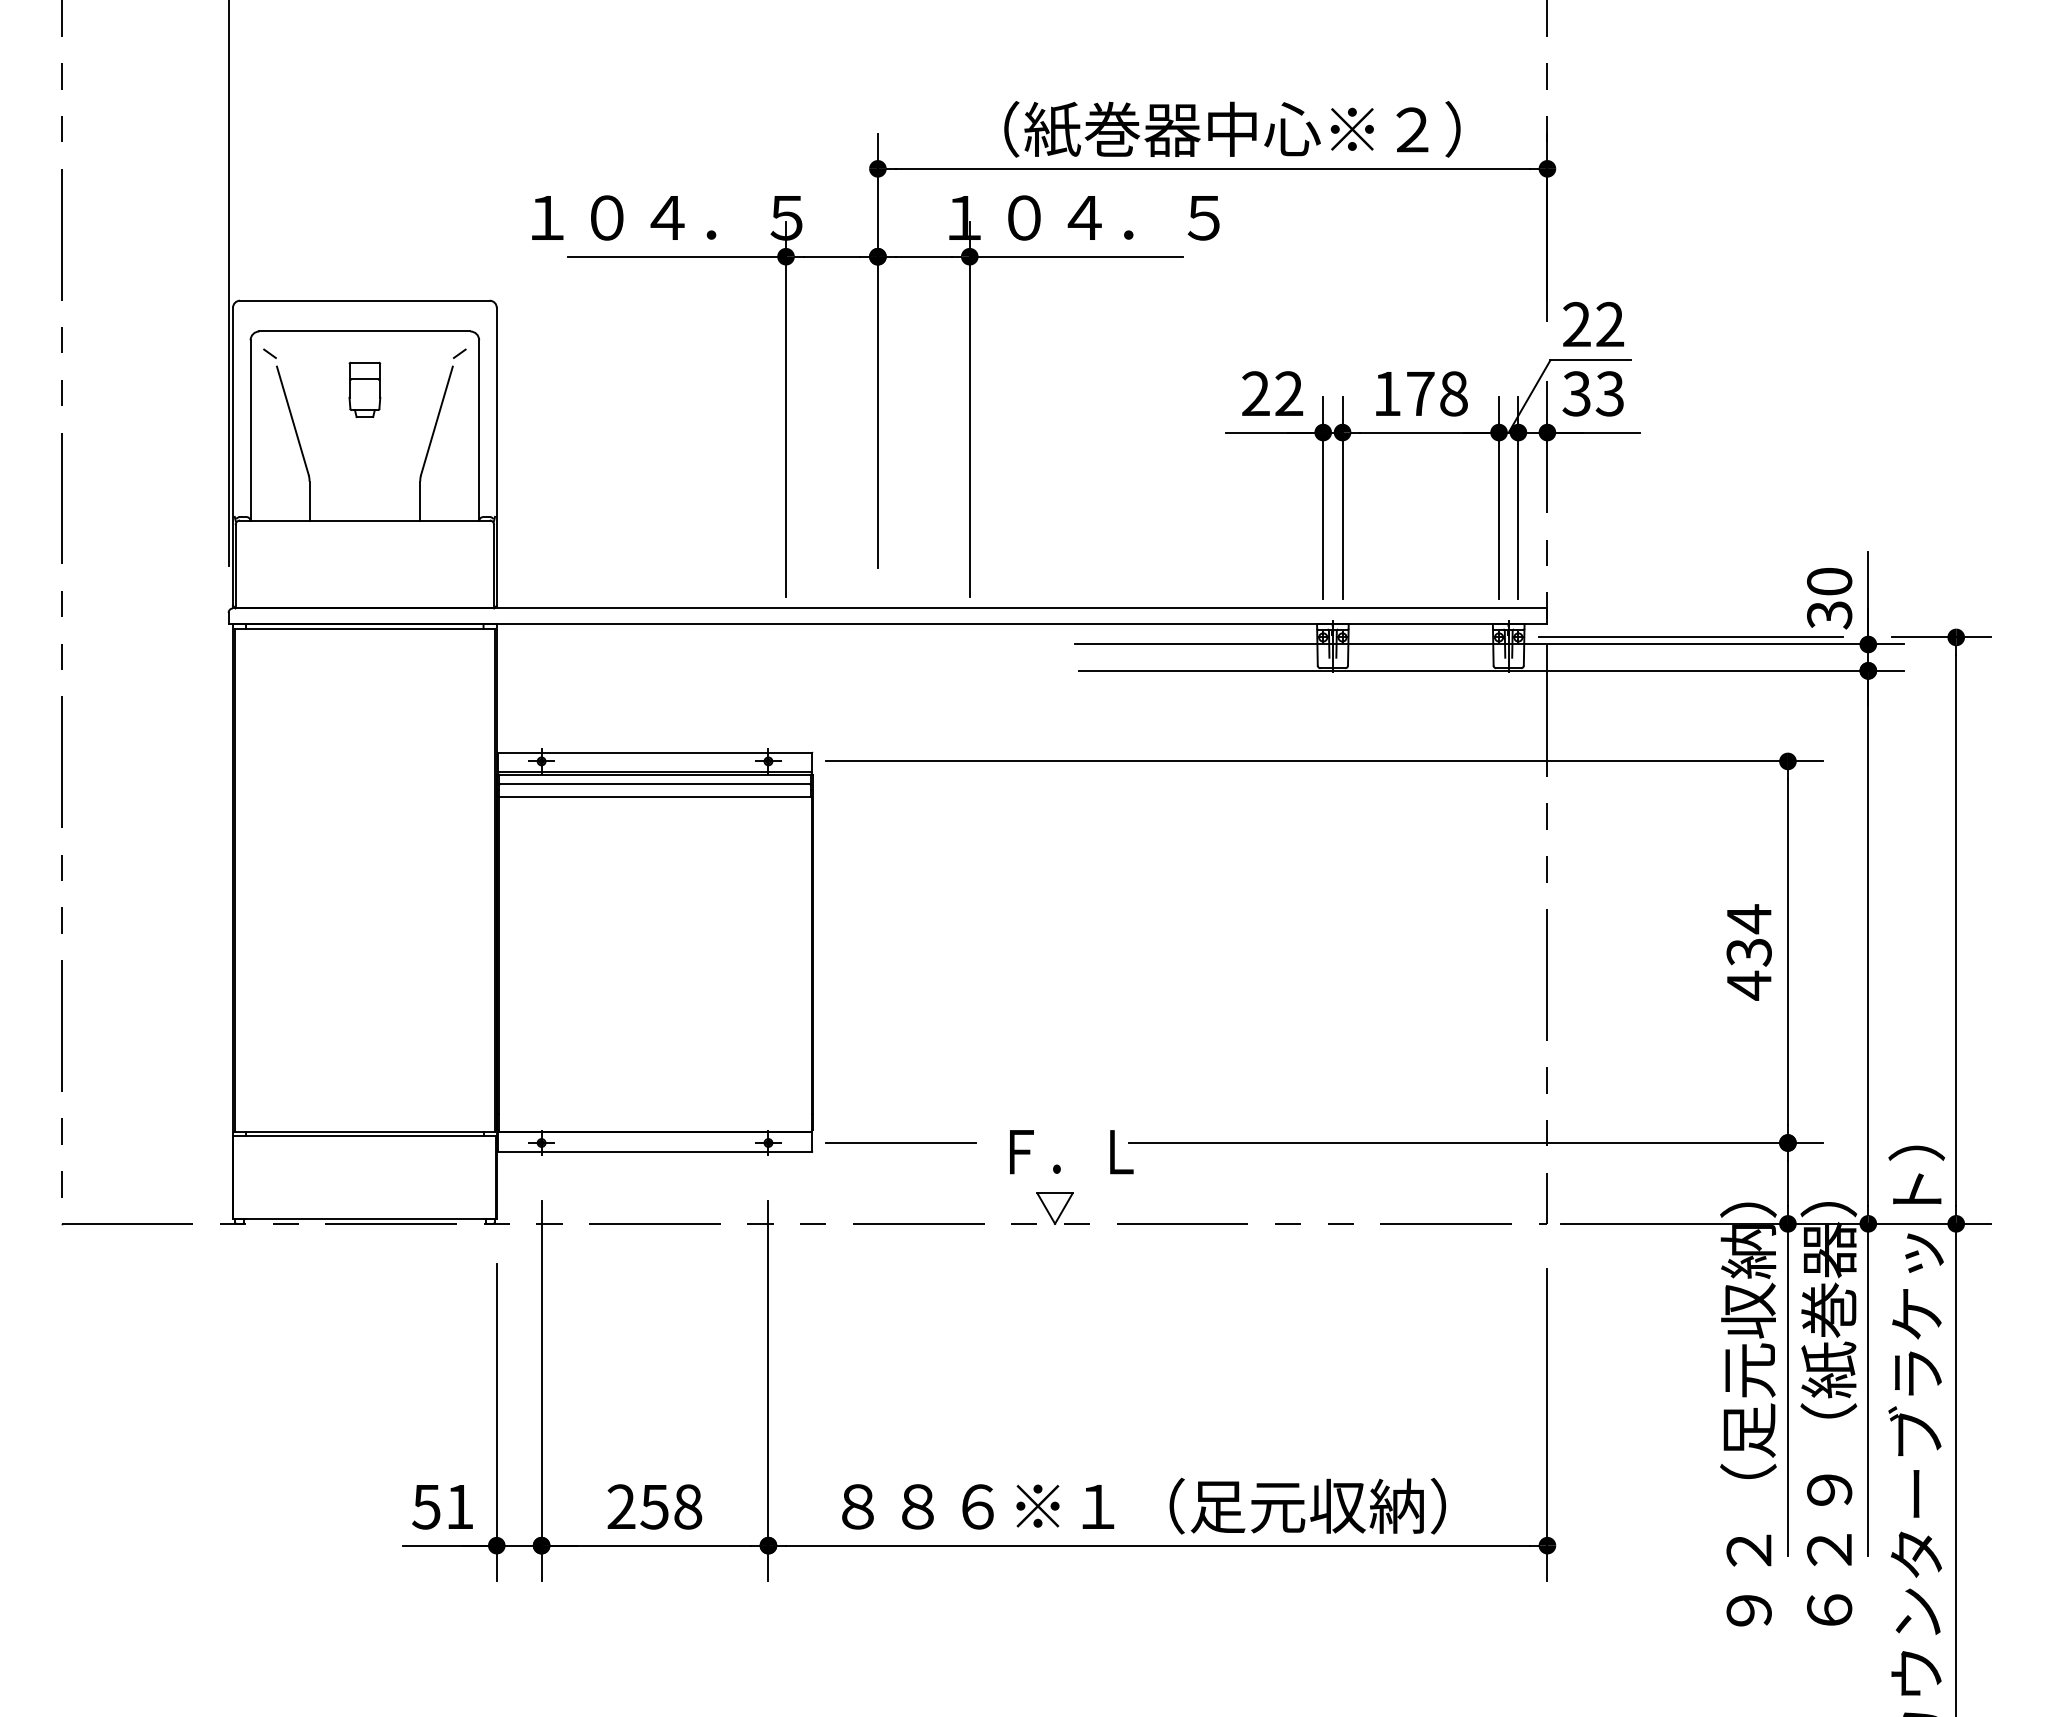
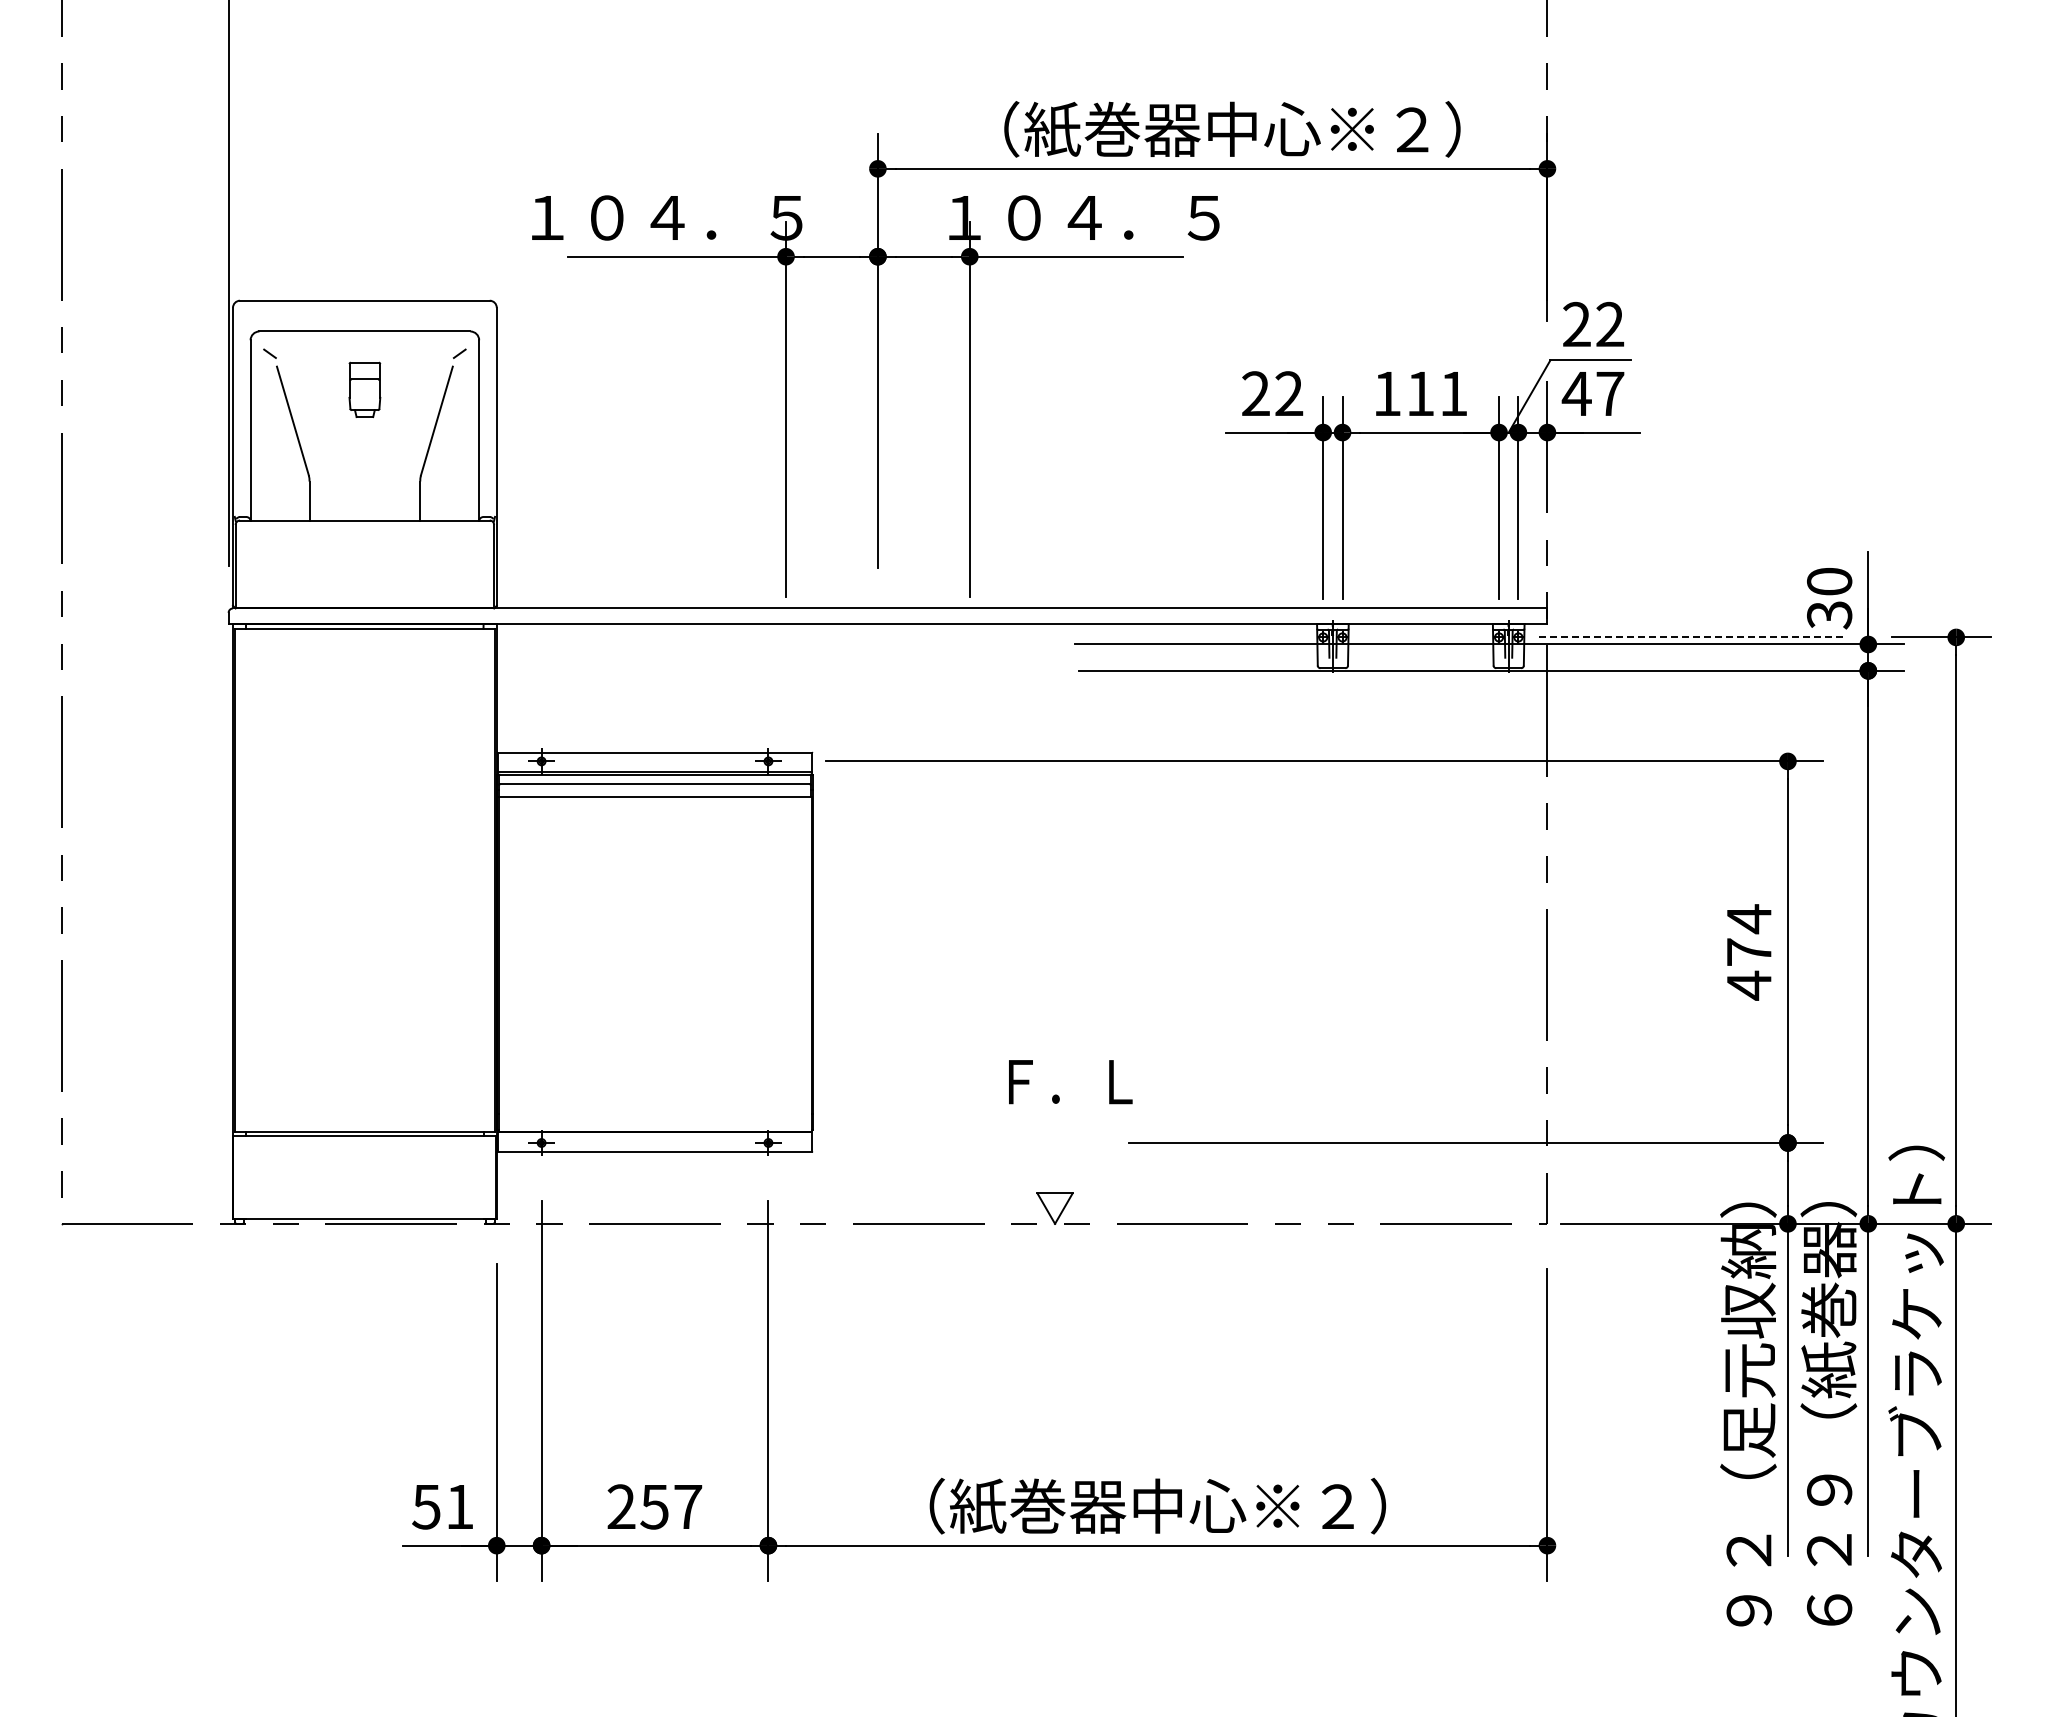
text: 178 -> 111 (1437, 393)
text: 33 -> 47 (1592, 393)
line: solid -> dashed (1690, 637)
text: 434 -> 474 (1748, 952)
line: present -> none (900, 1142)
text position: (1071, 1152) -> (1070, 1082) (1070, 1082)
text: ８８６※１（足元収納） -> （紙巻器中心※２） (1144, 1505)
text: 258 -> 257 (688, 1506)
